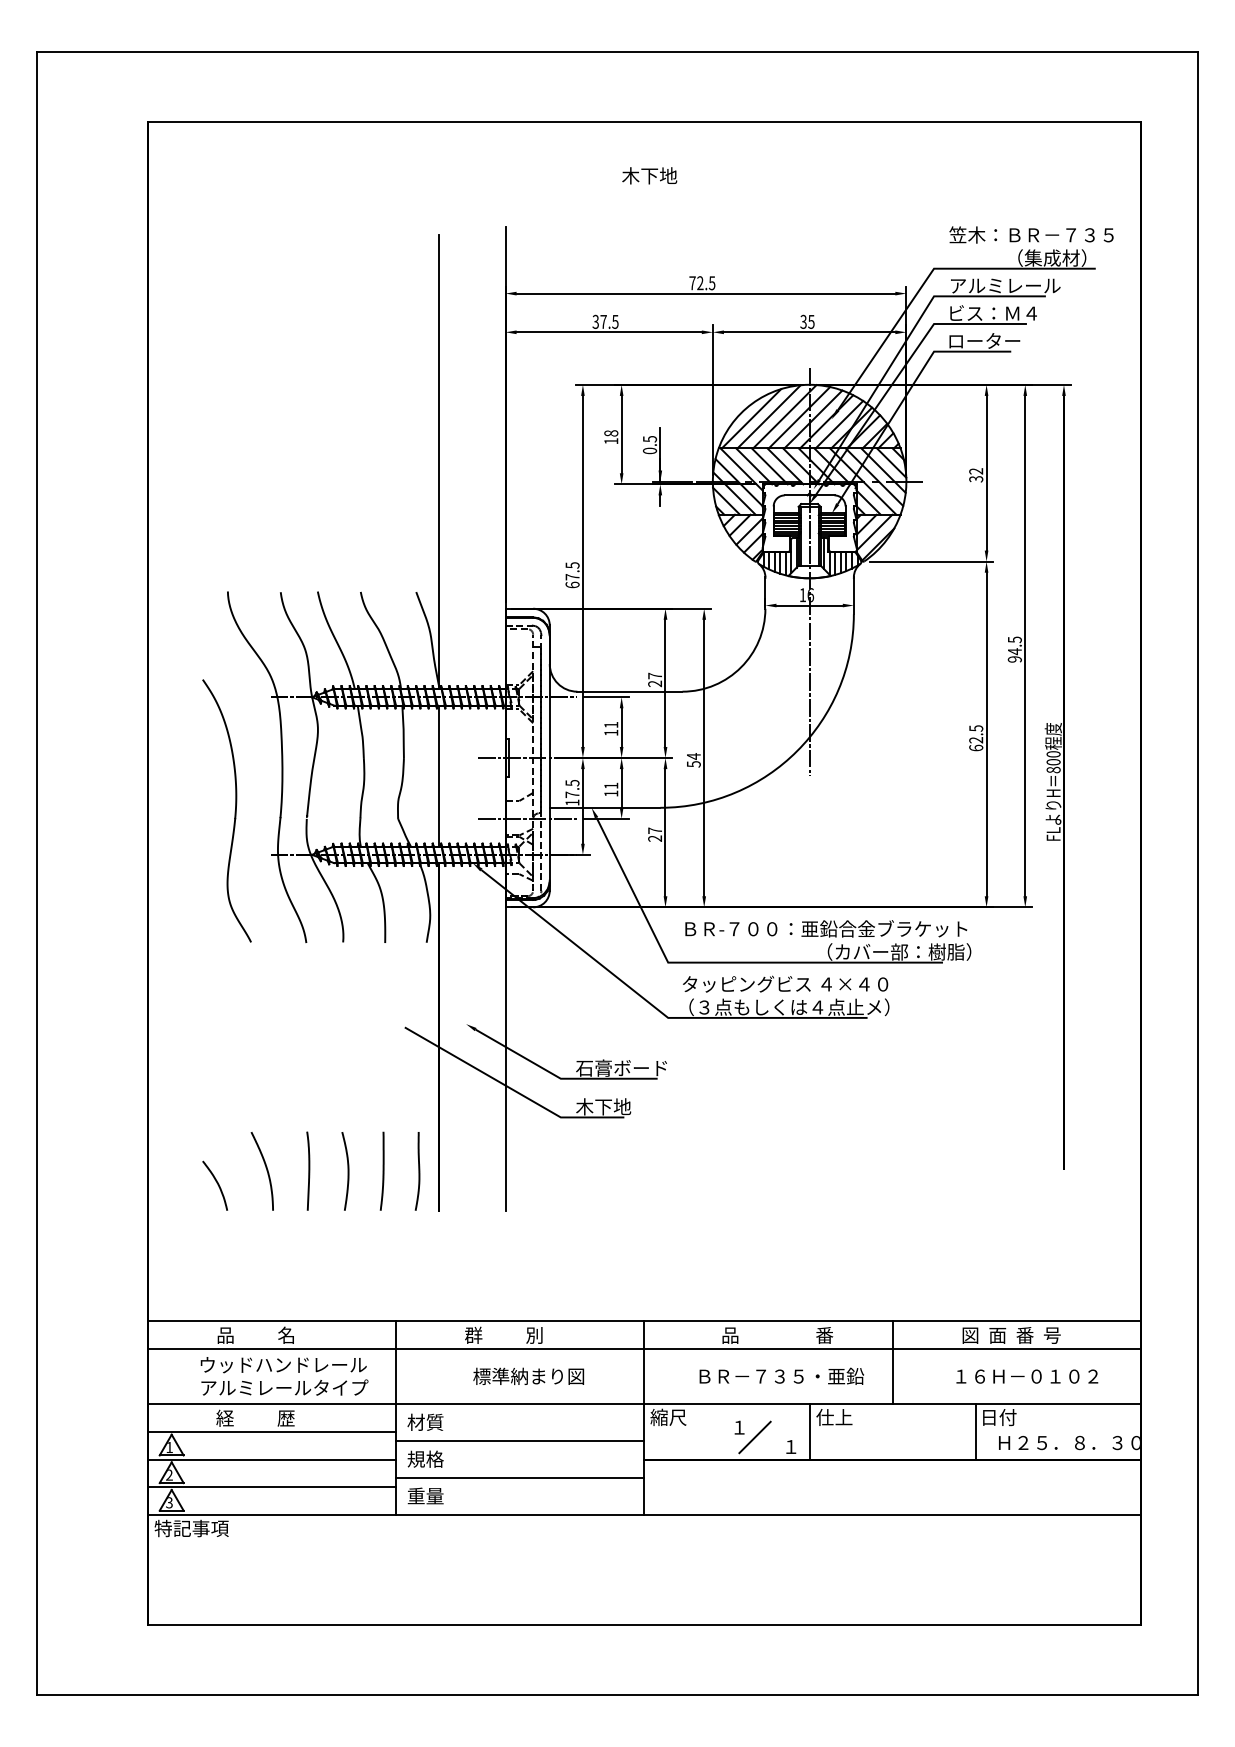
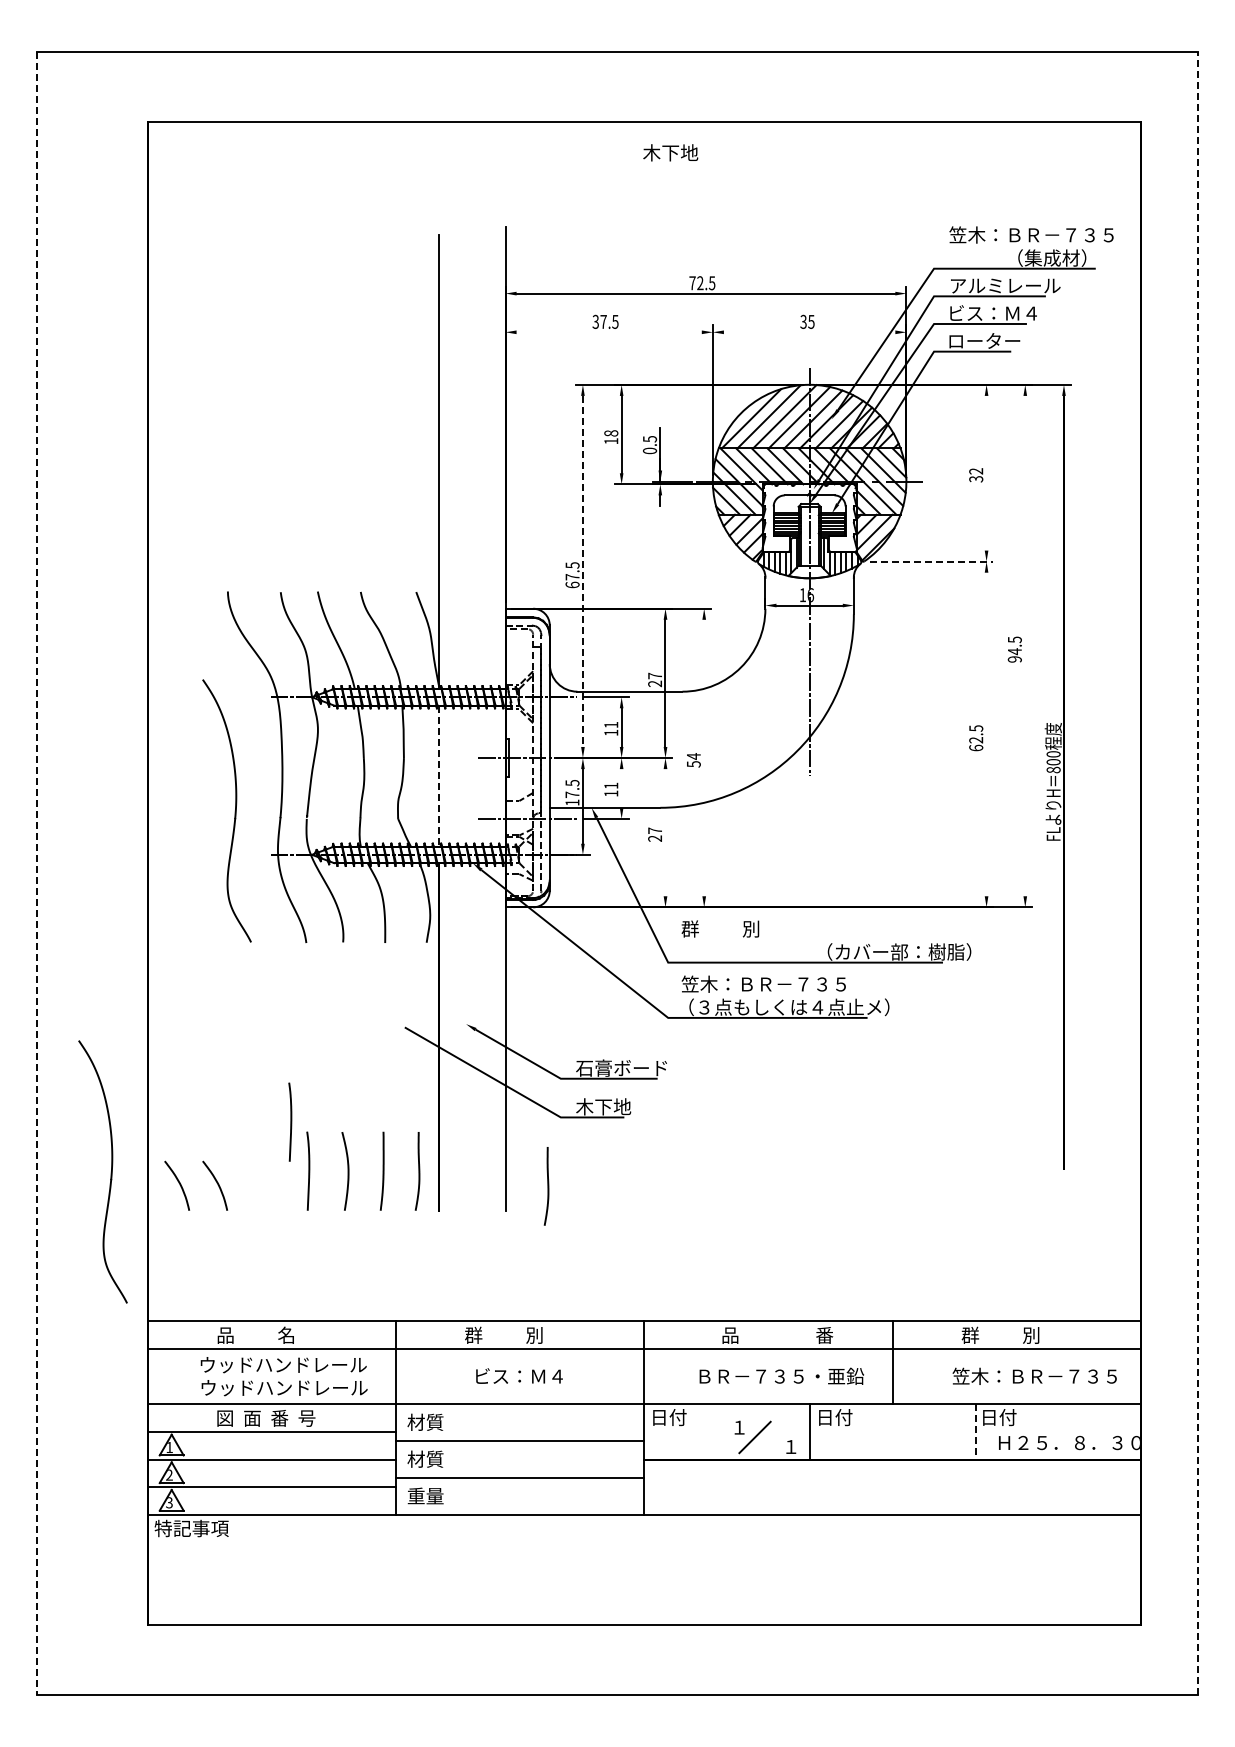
text position: (649, 175) -> (670, 152) (670, 152)
line: present -> none (608, 332)
line: present -> none (809, 332)
line: present -> none (986, 472)
line: solid -> dashed (931, 561)
line: solid -> dashed (582, 571)
line: present -> none (1025, 645)
line: present -> none (986, 734)
line: present -> none (704, 757)
line: solid -> dashed (439, 776)
line: present -> none (621, 788)
line: present -> none (665, 832)
line: solid -> dashed (36, 873)
line: solid -> dashed (1198, 873)
text: ＢＲ-７００：亜鉛合金ブラケット -> 群          別 (824, 928)
text: タッピングビス ４×４０ -> 笠木：ＢＲ－７３５ (784, 983)
curve: none -> present (290, 1121)
curve: present -> none (266, 1171)
part: none -> present (110, 1172)
curve: none -> present (179, 1185)
curve: none -> present (547, 1186)
text: 図  面  番  号 -> 群          別 (1010, 1334)
text: １６Ｈ－０１０２ -> 笠木：ＢＲ－７３５ (1034, 1375)
text: 標準納まり図 -> ビス：Ｍ４ (528, 1376)
text: アルミレールタイプ -> ウッドハンドレール (284, 1387)
text: 経          歴 -> 図  面  番  号 (265, 1417)
text: 縮尺 -> 日付 (668, 1417)
text: 仕上 -> 日付 (834, 1417)
line: solid -> dashed (976, 1431)
text: 規格 -> 材質 (425, 1458)
